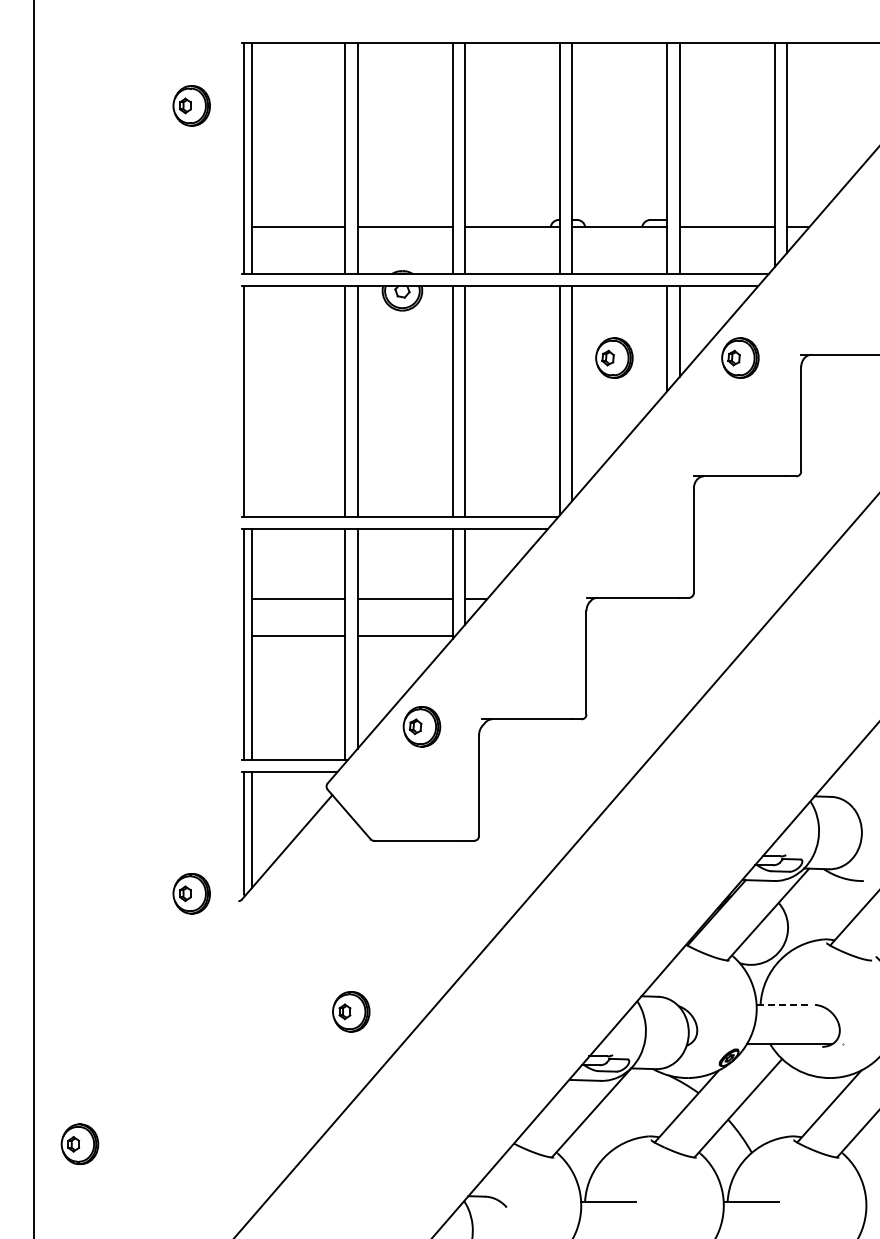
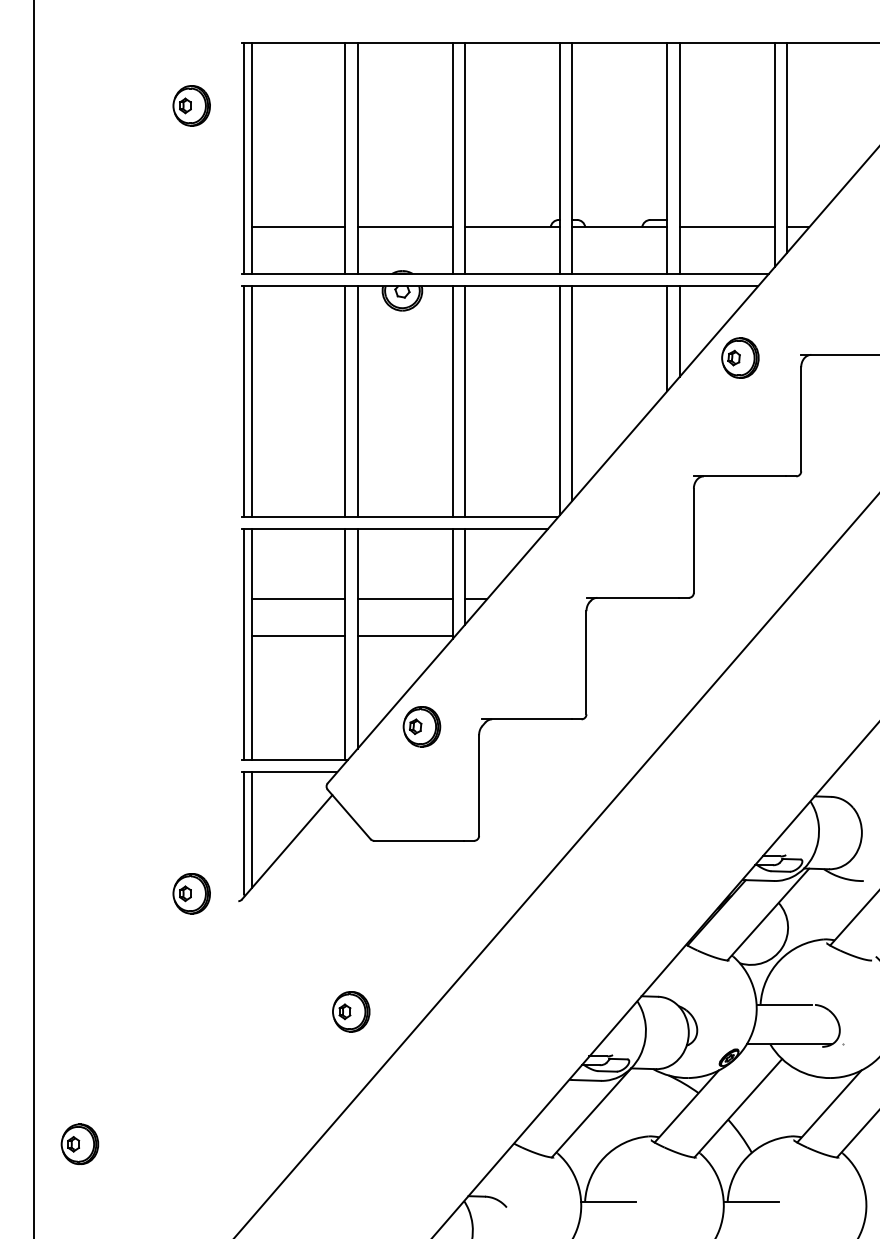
part: present -> none (614, 357)
line: none -> present (252, 401)
line: dashed -> solid (784, 1004)
